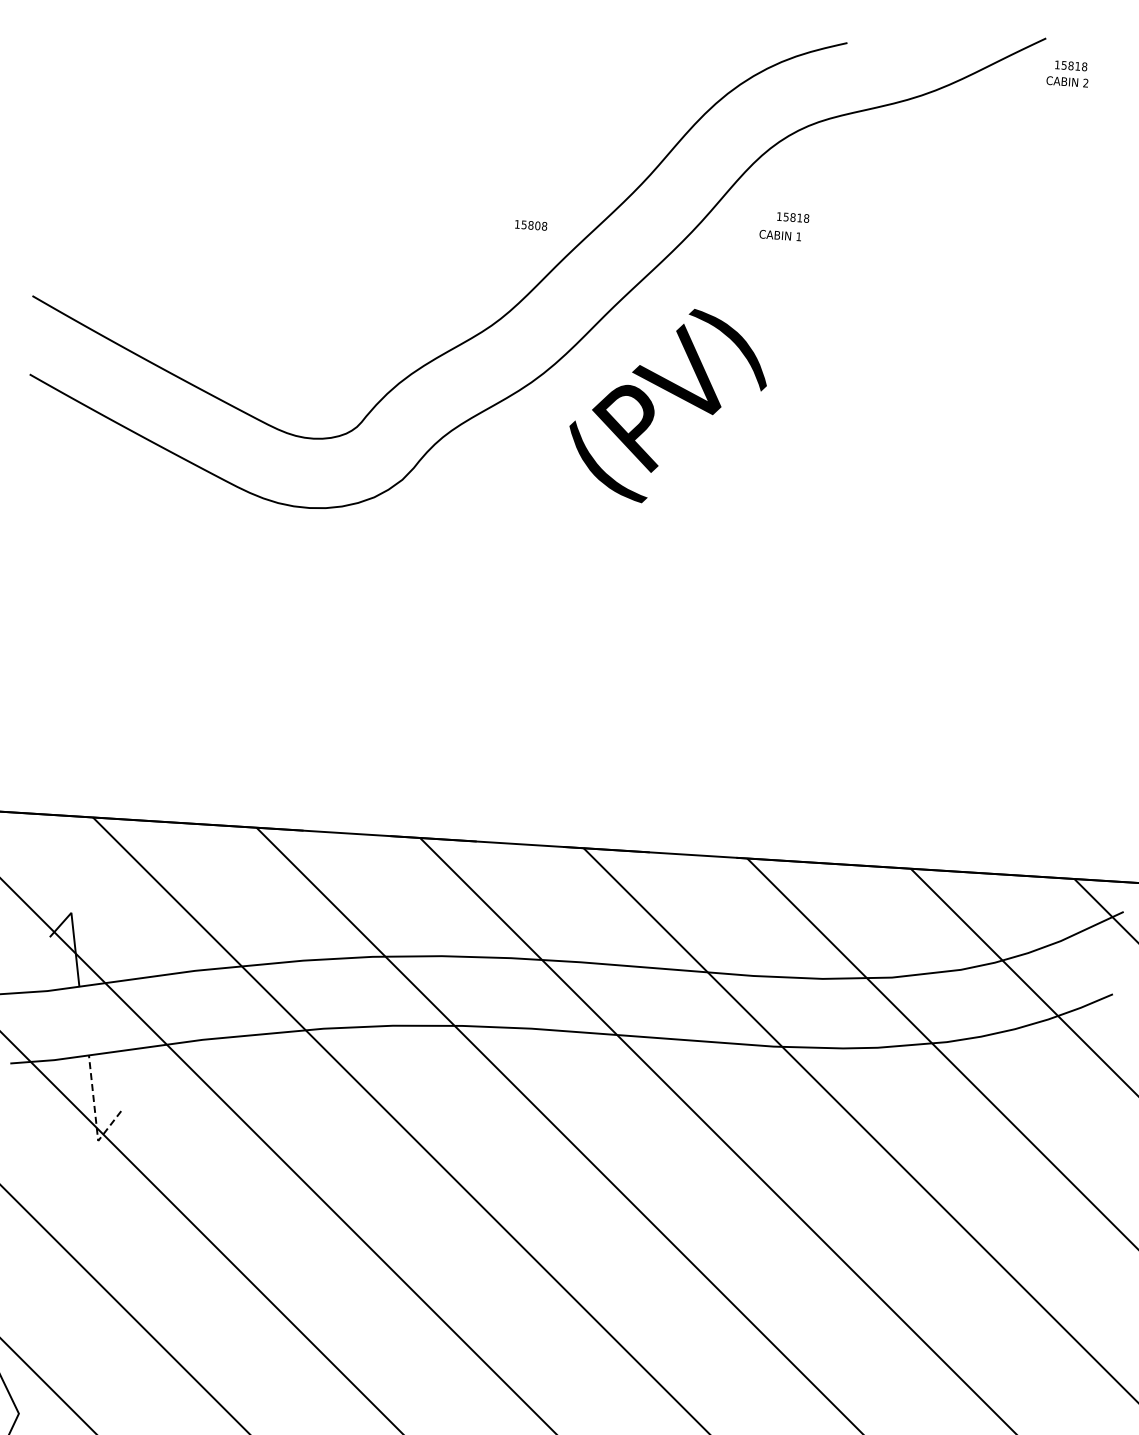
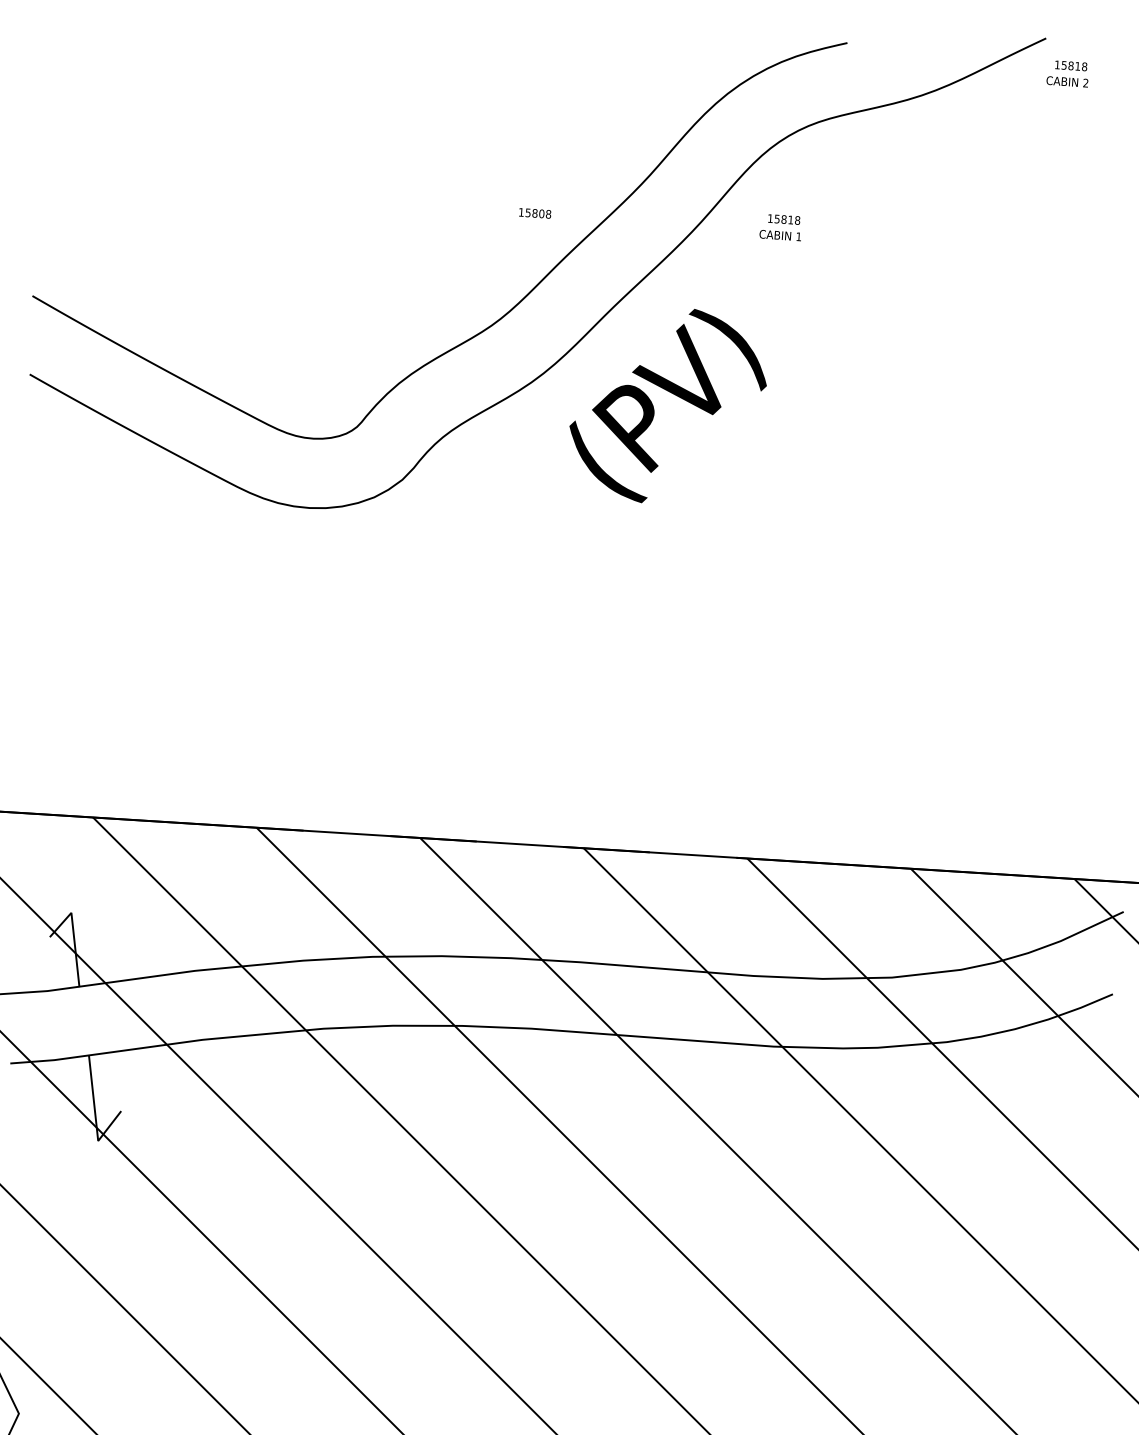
text position: (793, 217) -> (784, 219) (784, 219)
text position: (531, 225) -> (535, 213) (535, 213)
line: dashed -> solid (95, 1117)
